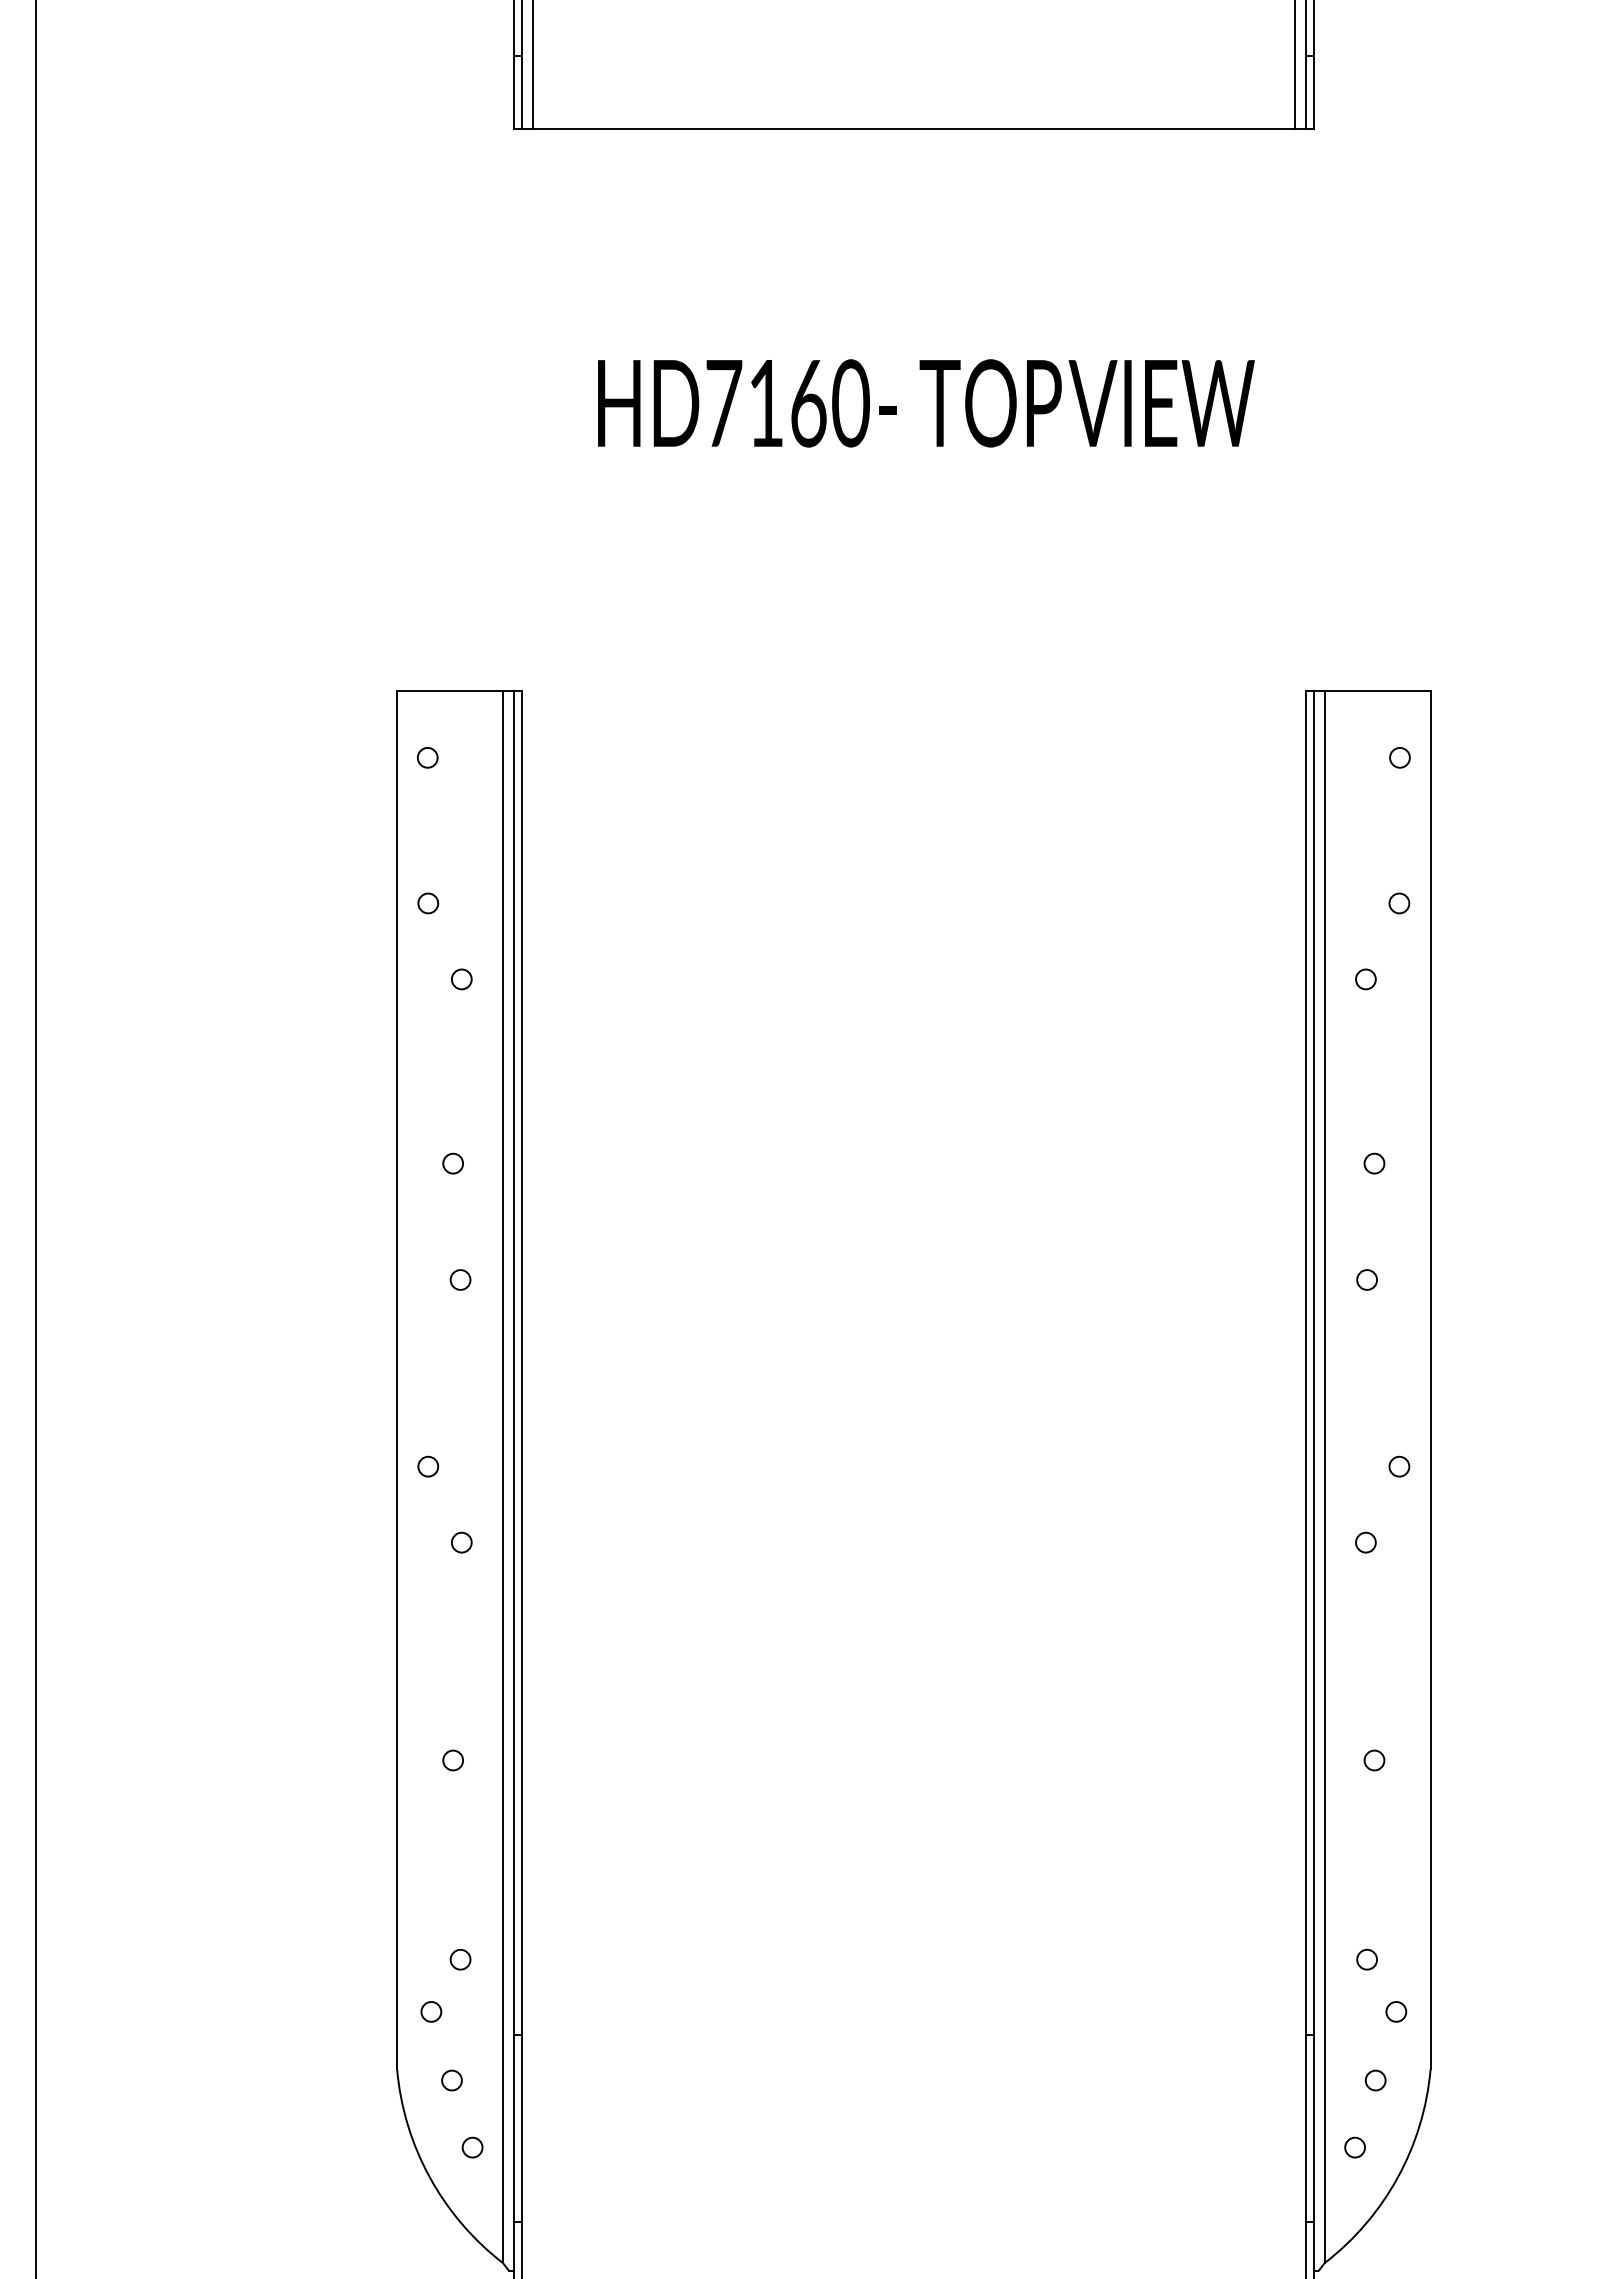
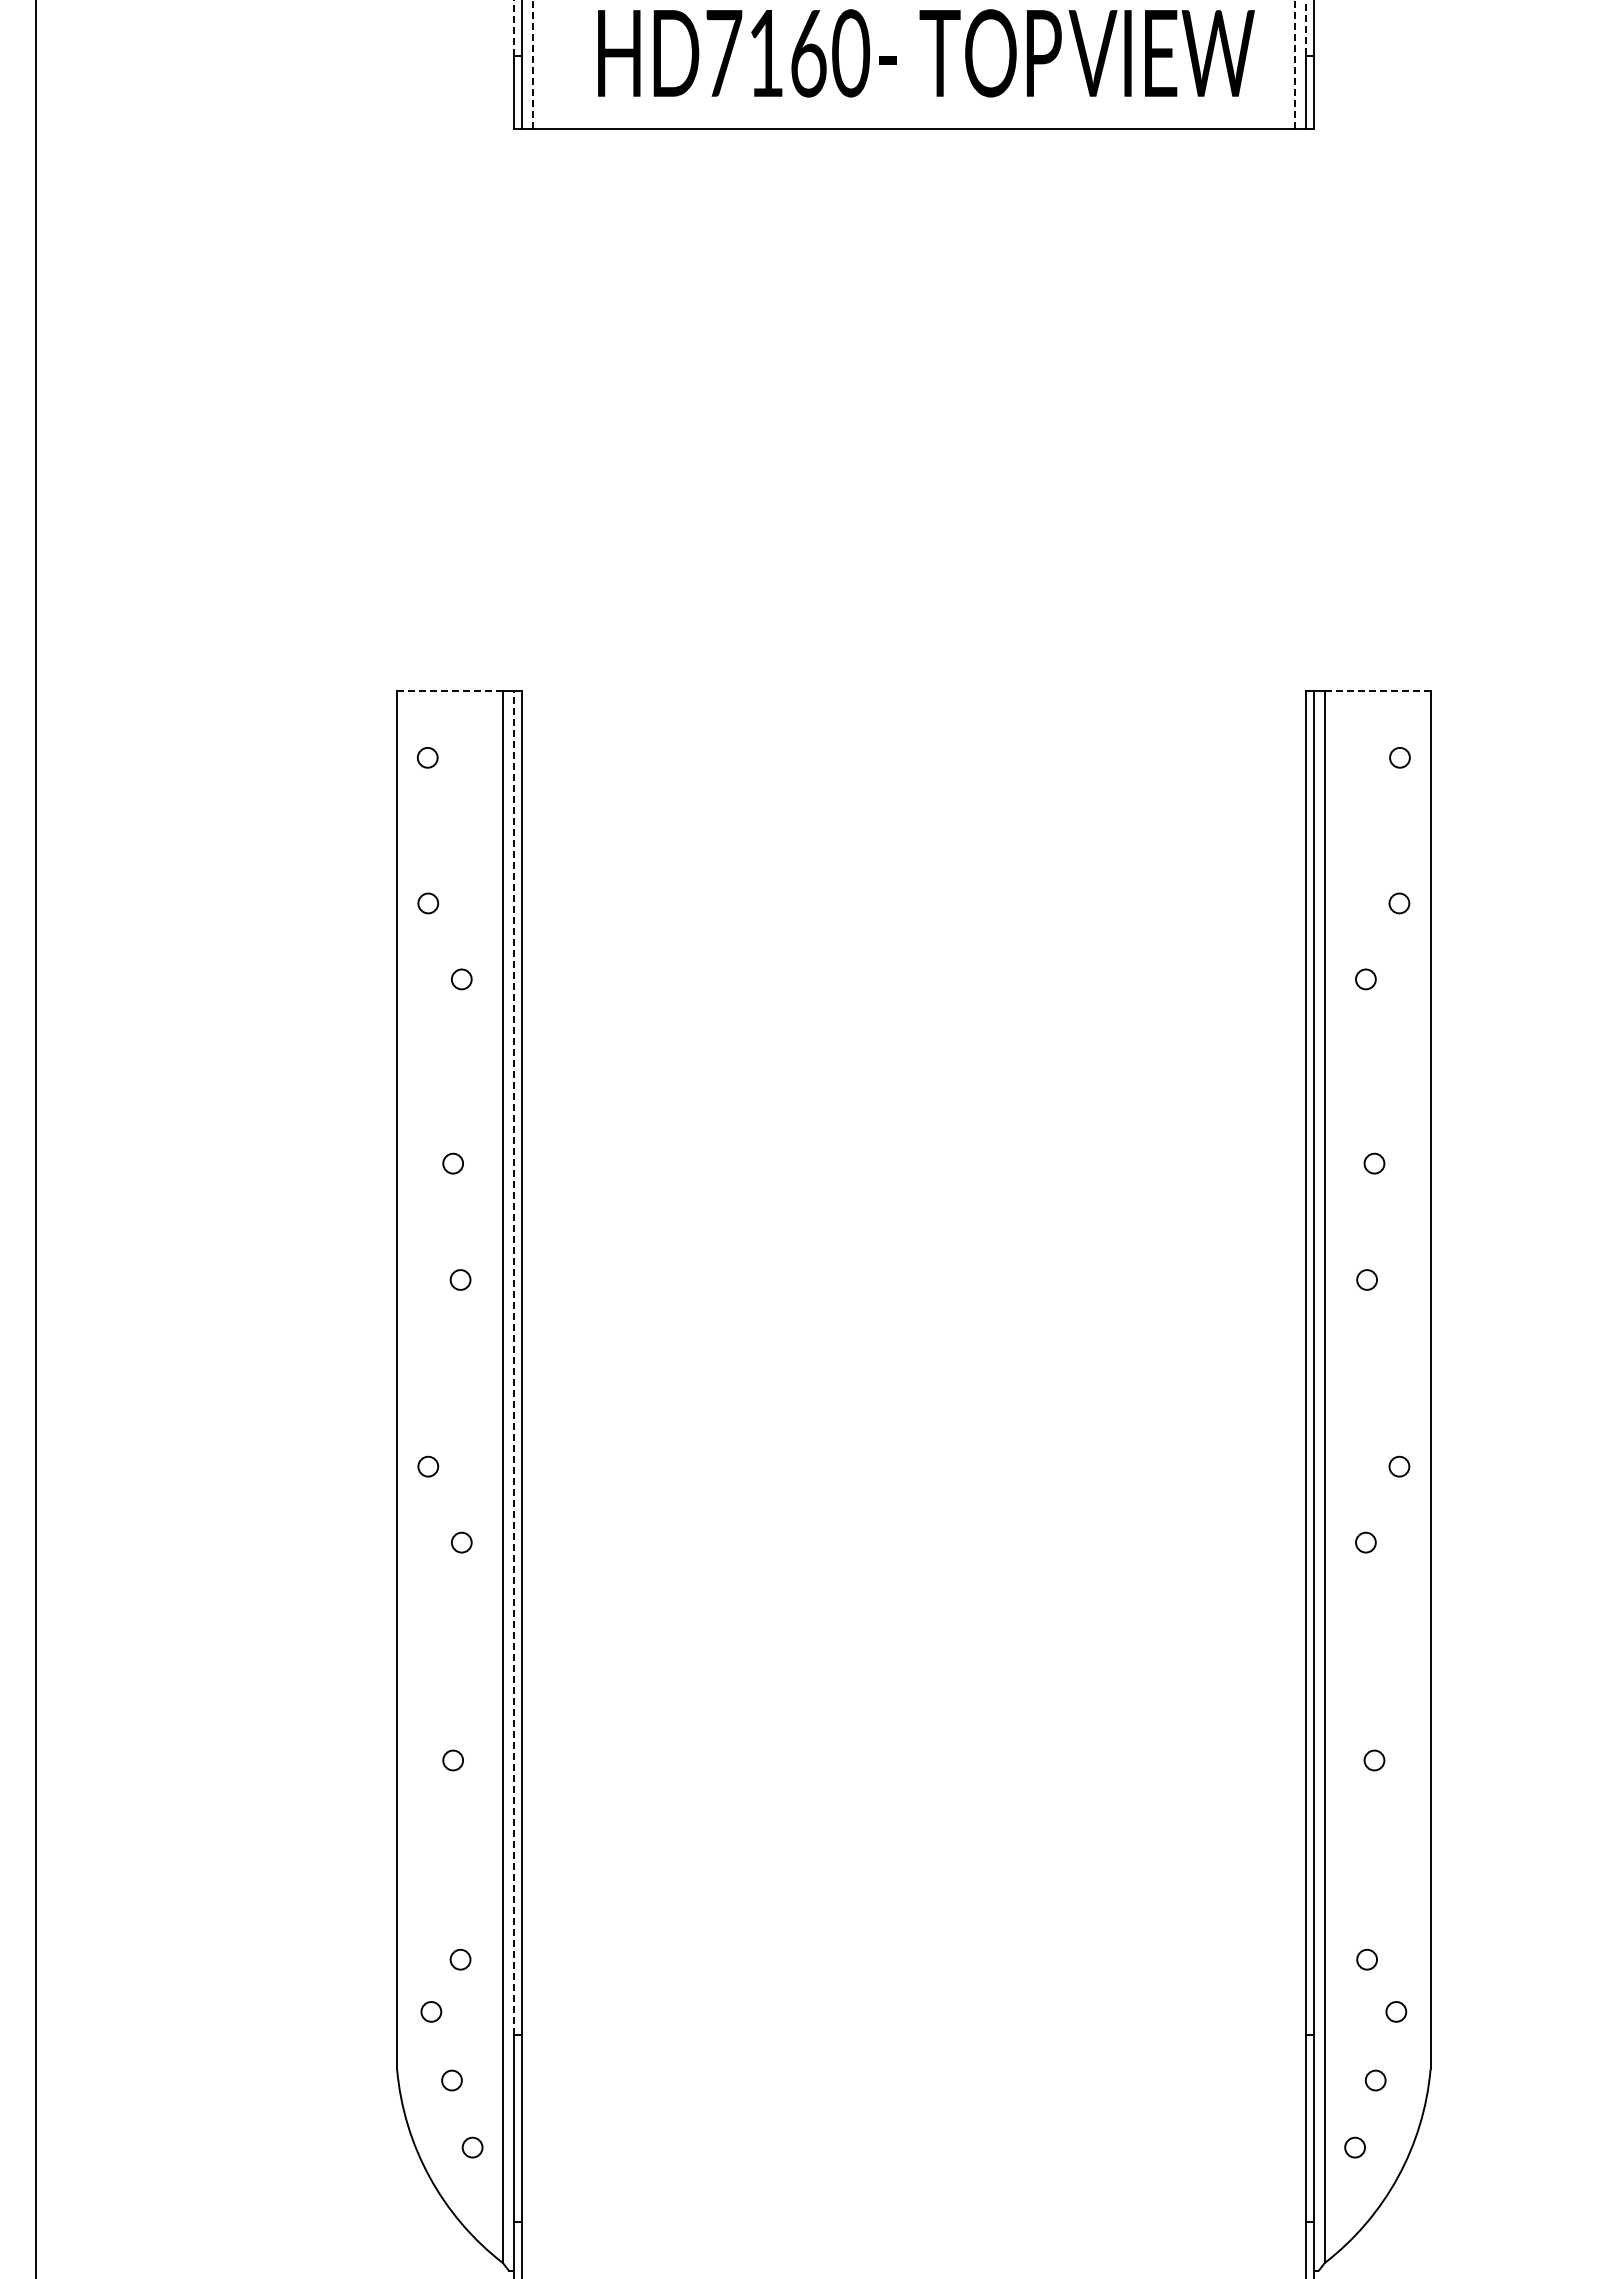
line: solid -> dashed (513, 28)
line: solid -> dashed (1305, 28)
line: solid -> dashed (533, 64)
line: solid -> dashed (1294, 64)
text position: (926, 403) -> (926, 53) (926, 53)
line: solid -> dashed (450, 690)
line: solid -> dashed (1377, 690)
line: solid -> dashed (513, 1362)
